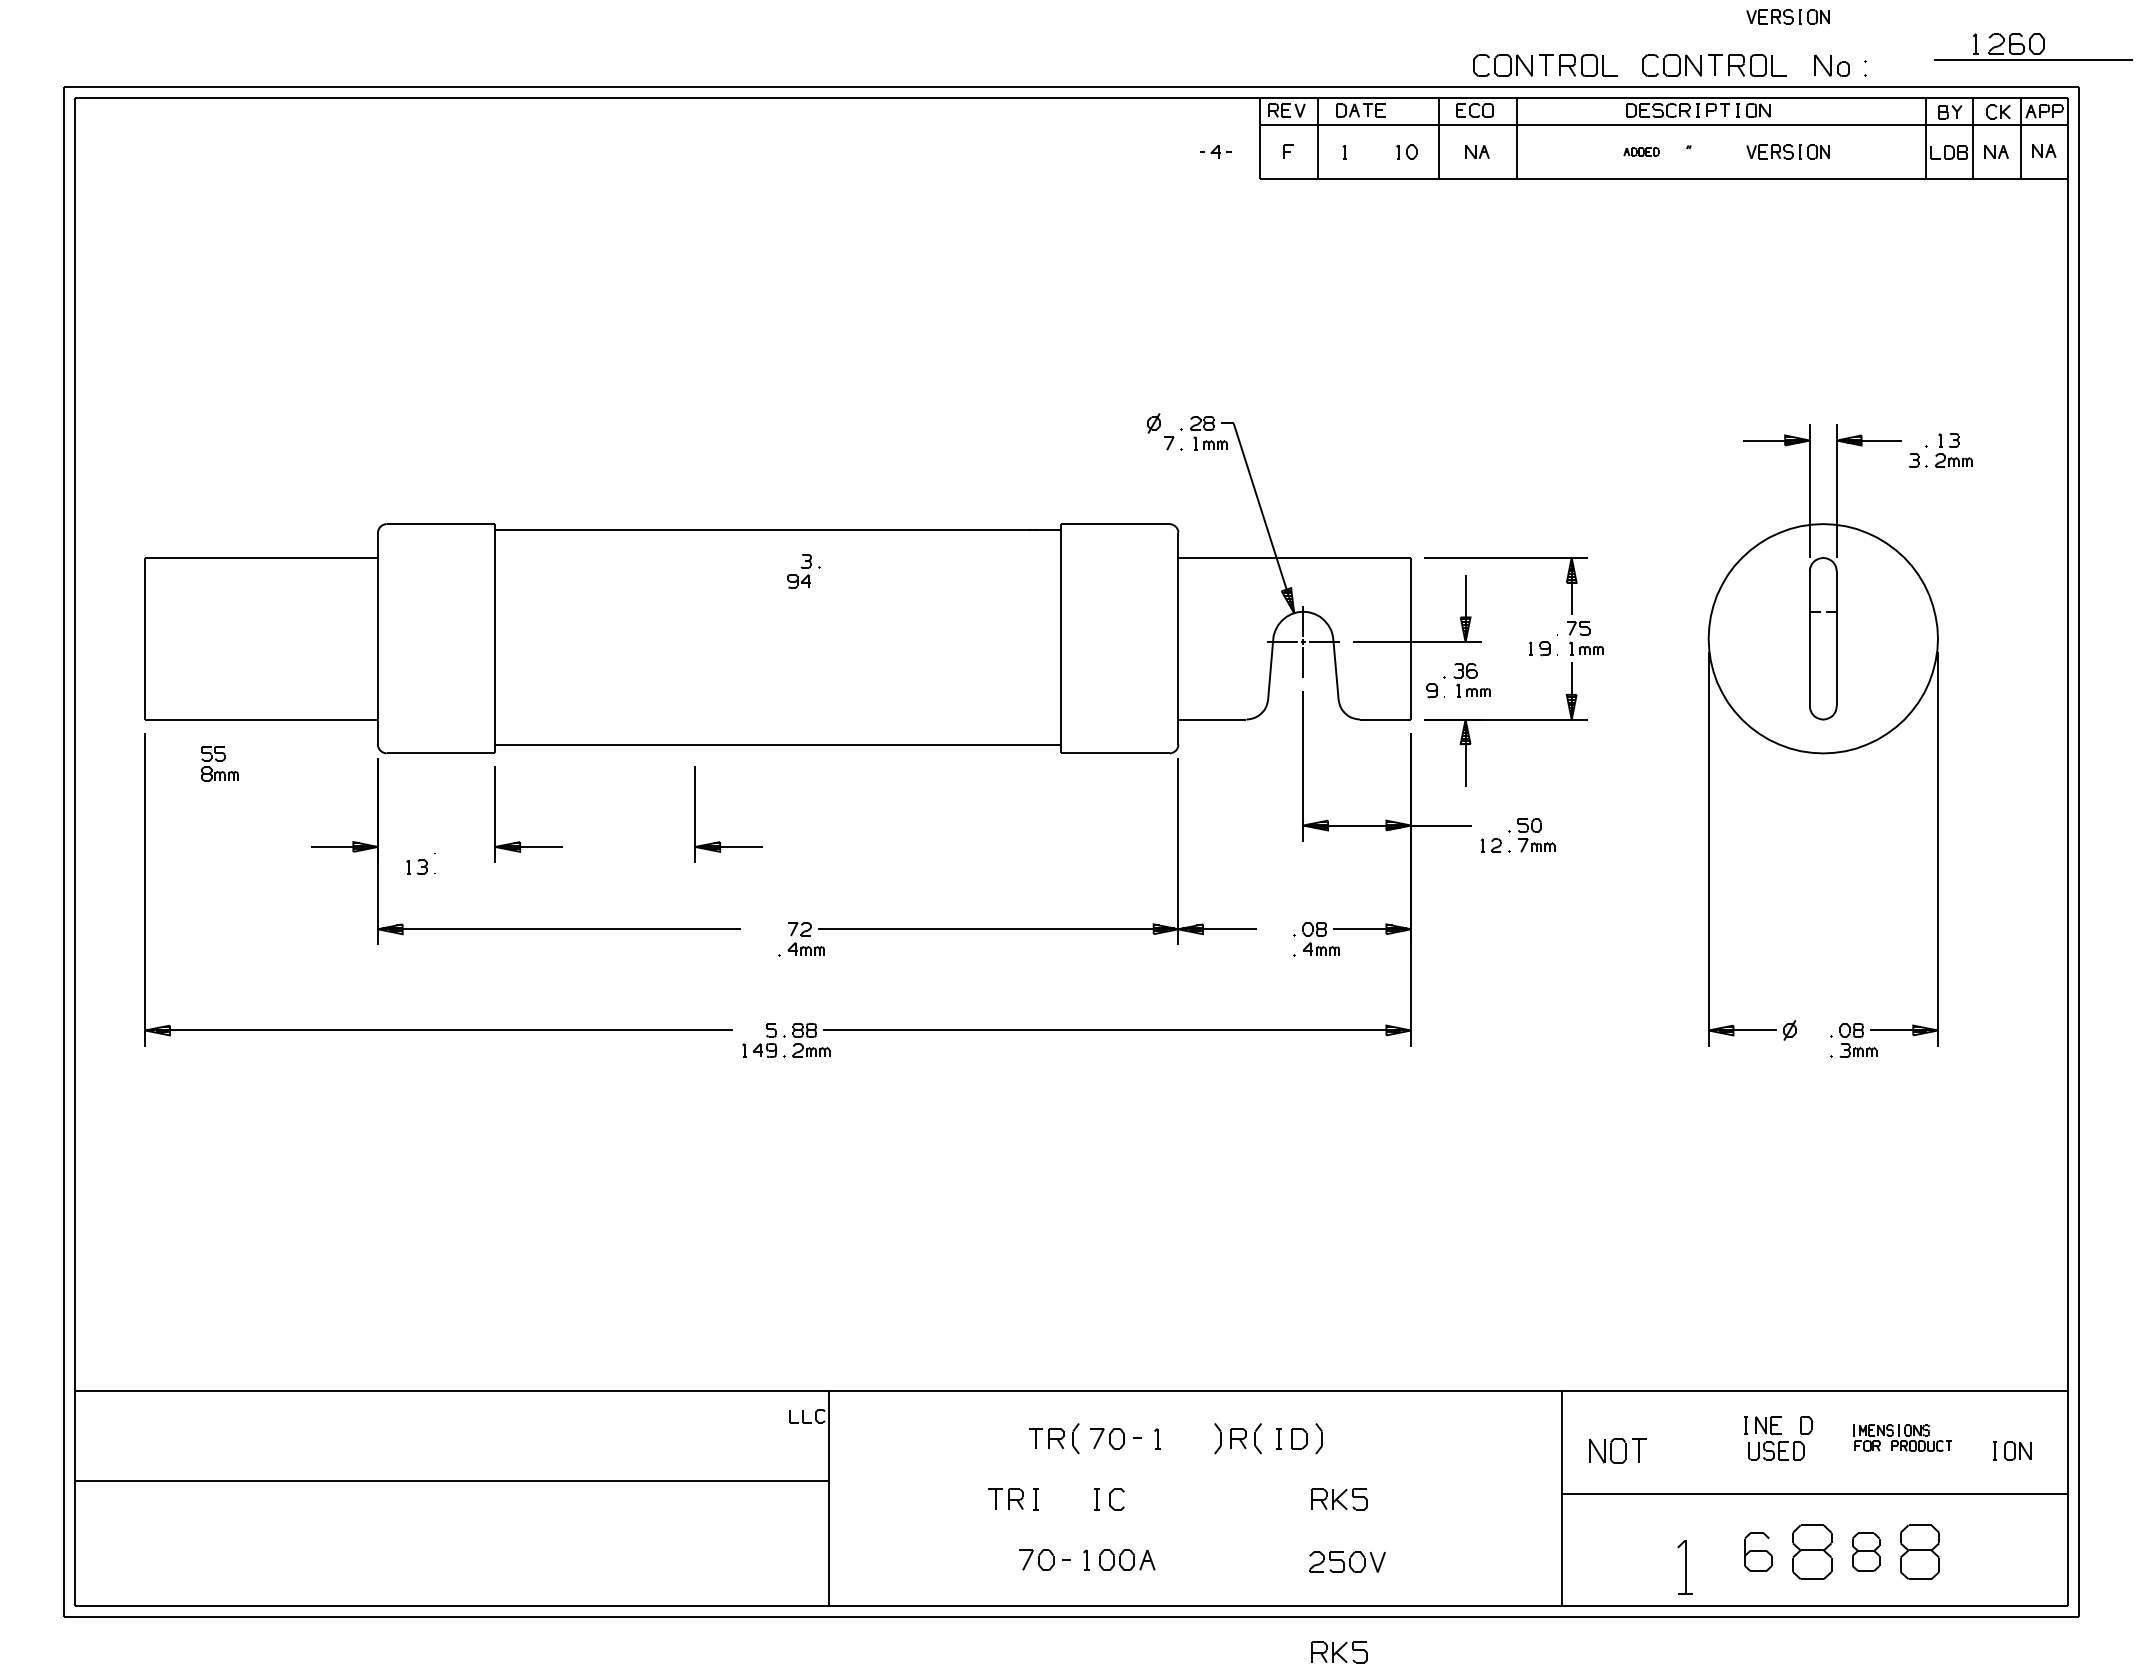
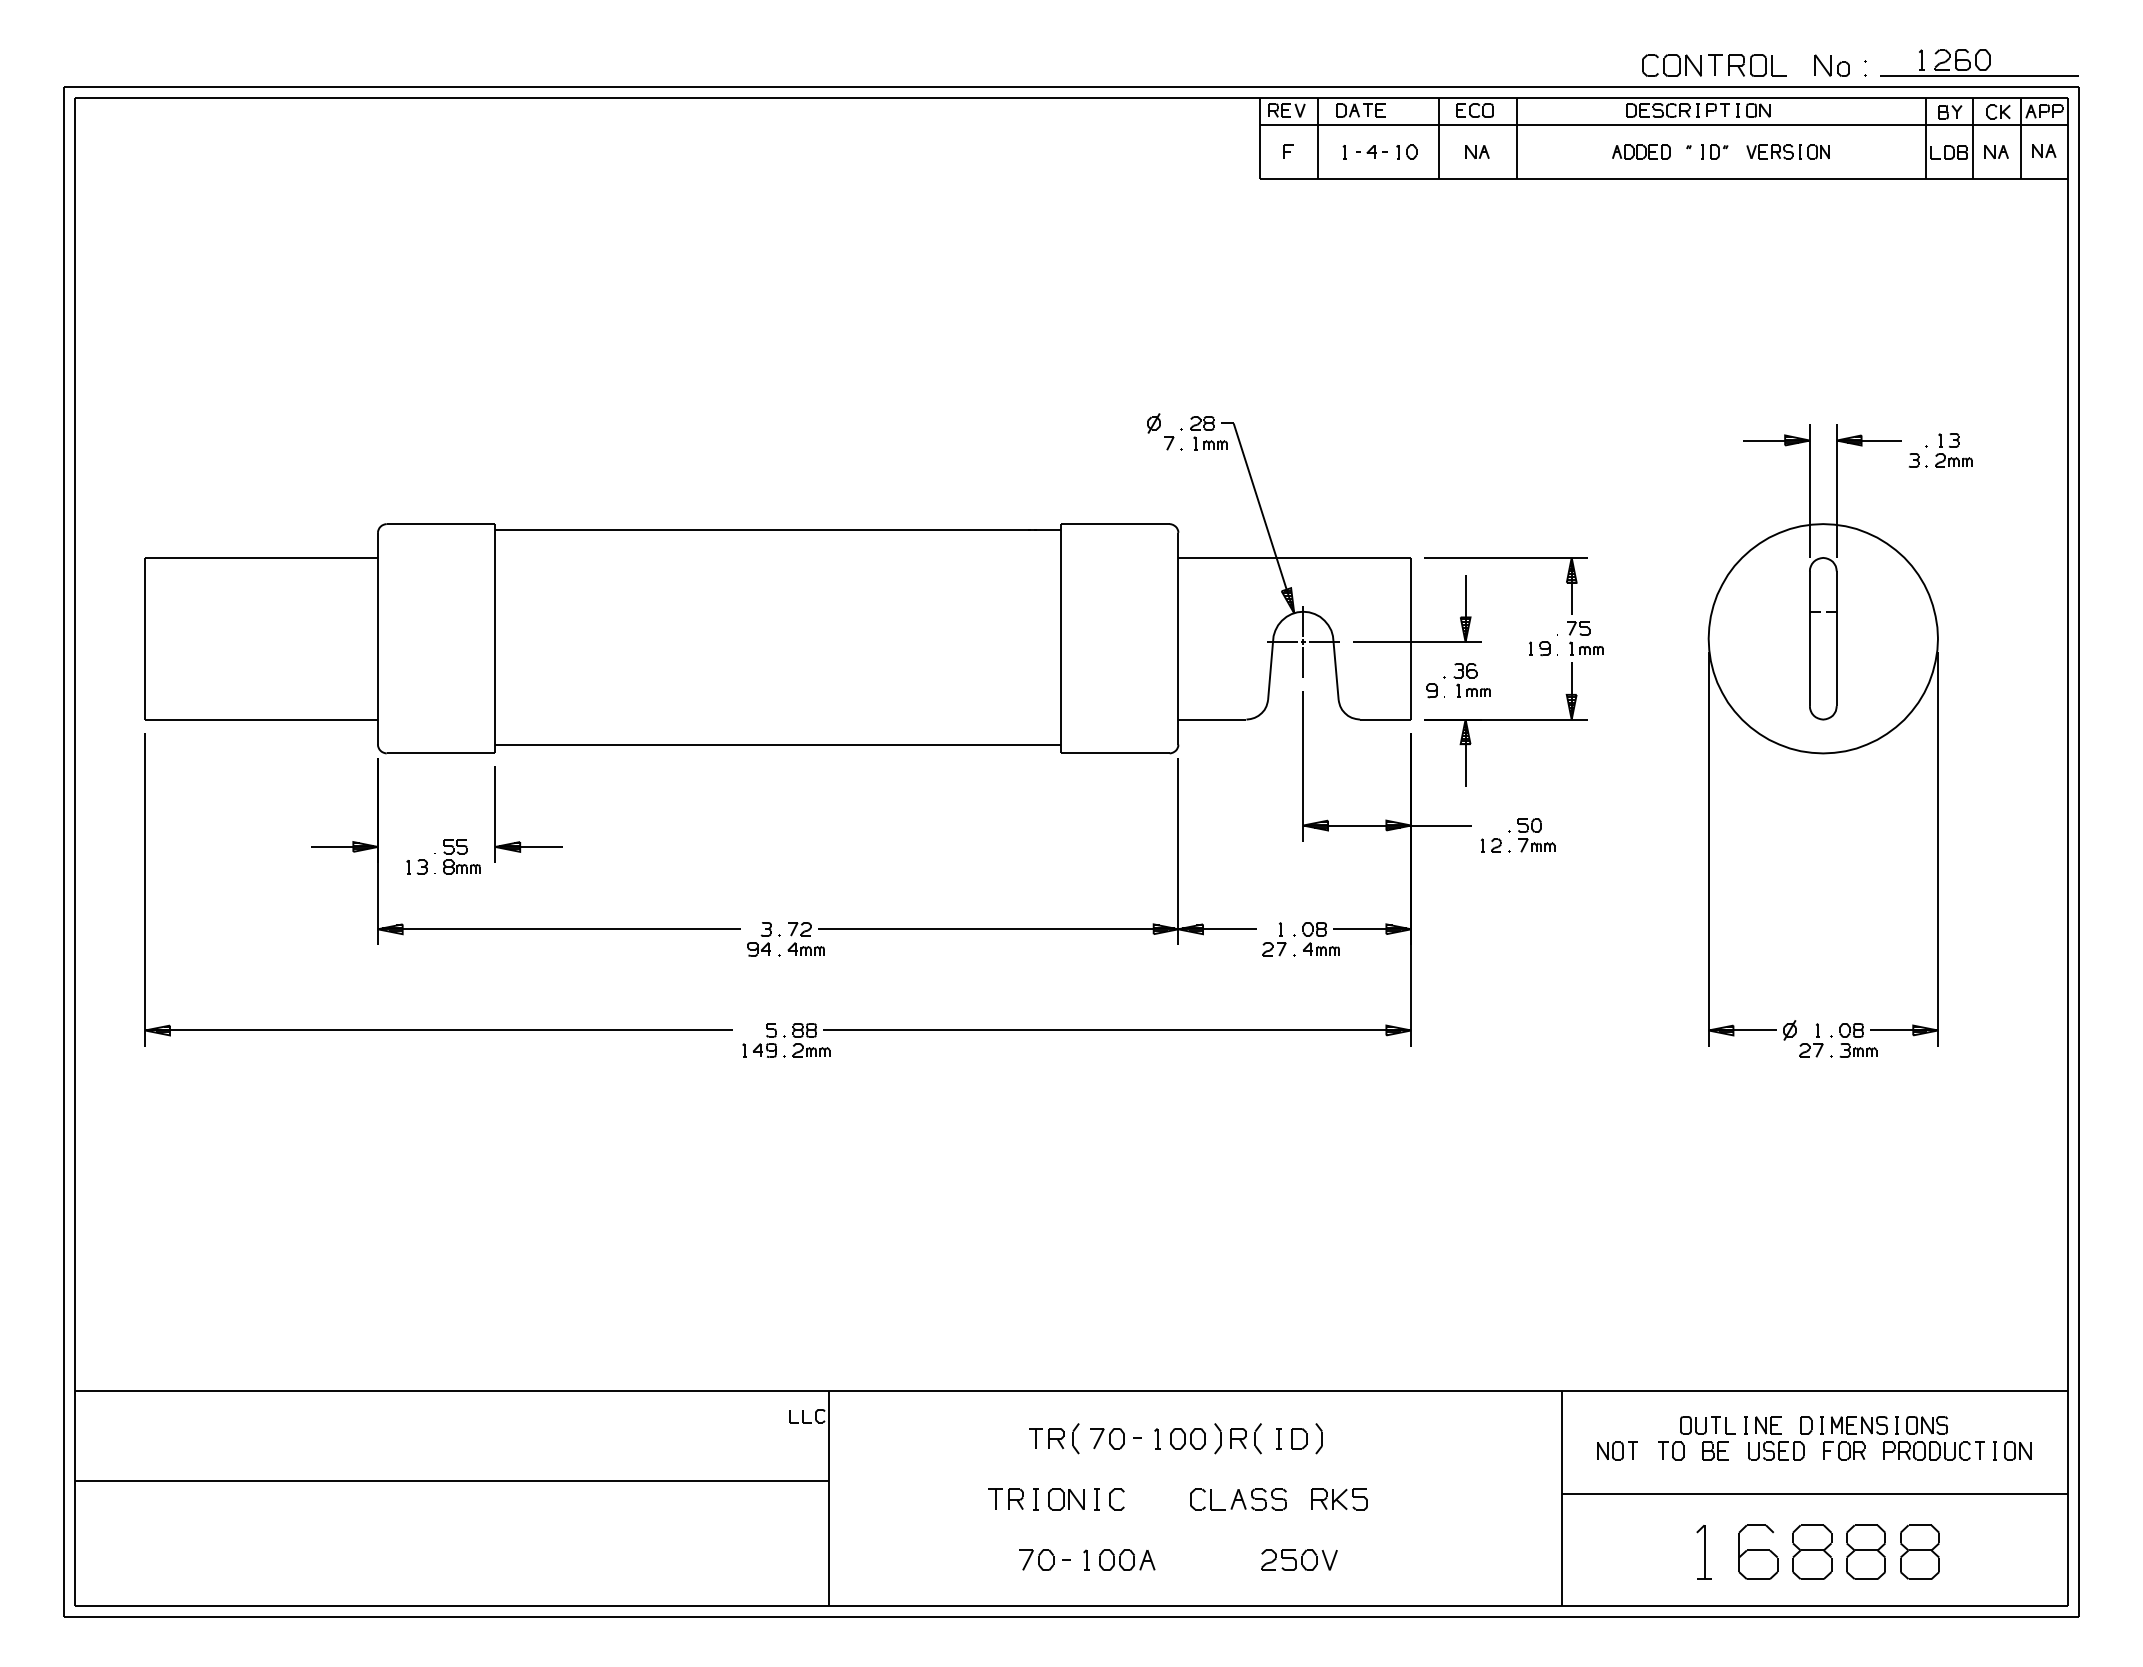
part: present -> none (1787, 16)
part position: (2033, 46) -> (1979, 62) (1979, 62)
part: present -> none (1545, 65)
part position: (1215, 151) -> (1371, 151) (1371, 151)
part size: 37x10 px -> 59x16 px (1641, 151)
part: none -> present (1714, 151)
part position: (803, 571) -> (763, 939) (763, 939)
part position: (219, 763) -> (461, 856) (461, 856)
part: present -> none (719, 841)
part: none -> present (1274, 939)
part: none -> present (1811, 1040)
part size: 99x28 px -> 165x45 px (1902, 1438)
part: none -> present (1187, 1438)
part: none -> present (1696, 1438)
part size: 58x26 px -> 41x20 px (1617, 1450)
part: none -> present (1066, 1499)
part: none -> present (1238, 1499)
part size: 29x40 px -> 41x56 px (1758, 1551)
part size: 29x40 px -> 40x56 px (1865, 1551)
part position: (1347, 1561) -> (1299, 1559) (1299, 1559)
part position: (1684, 1567) -> (1703, 1552) (1703, 1552)
part: present -> none (1339, 1652)
